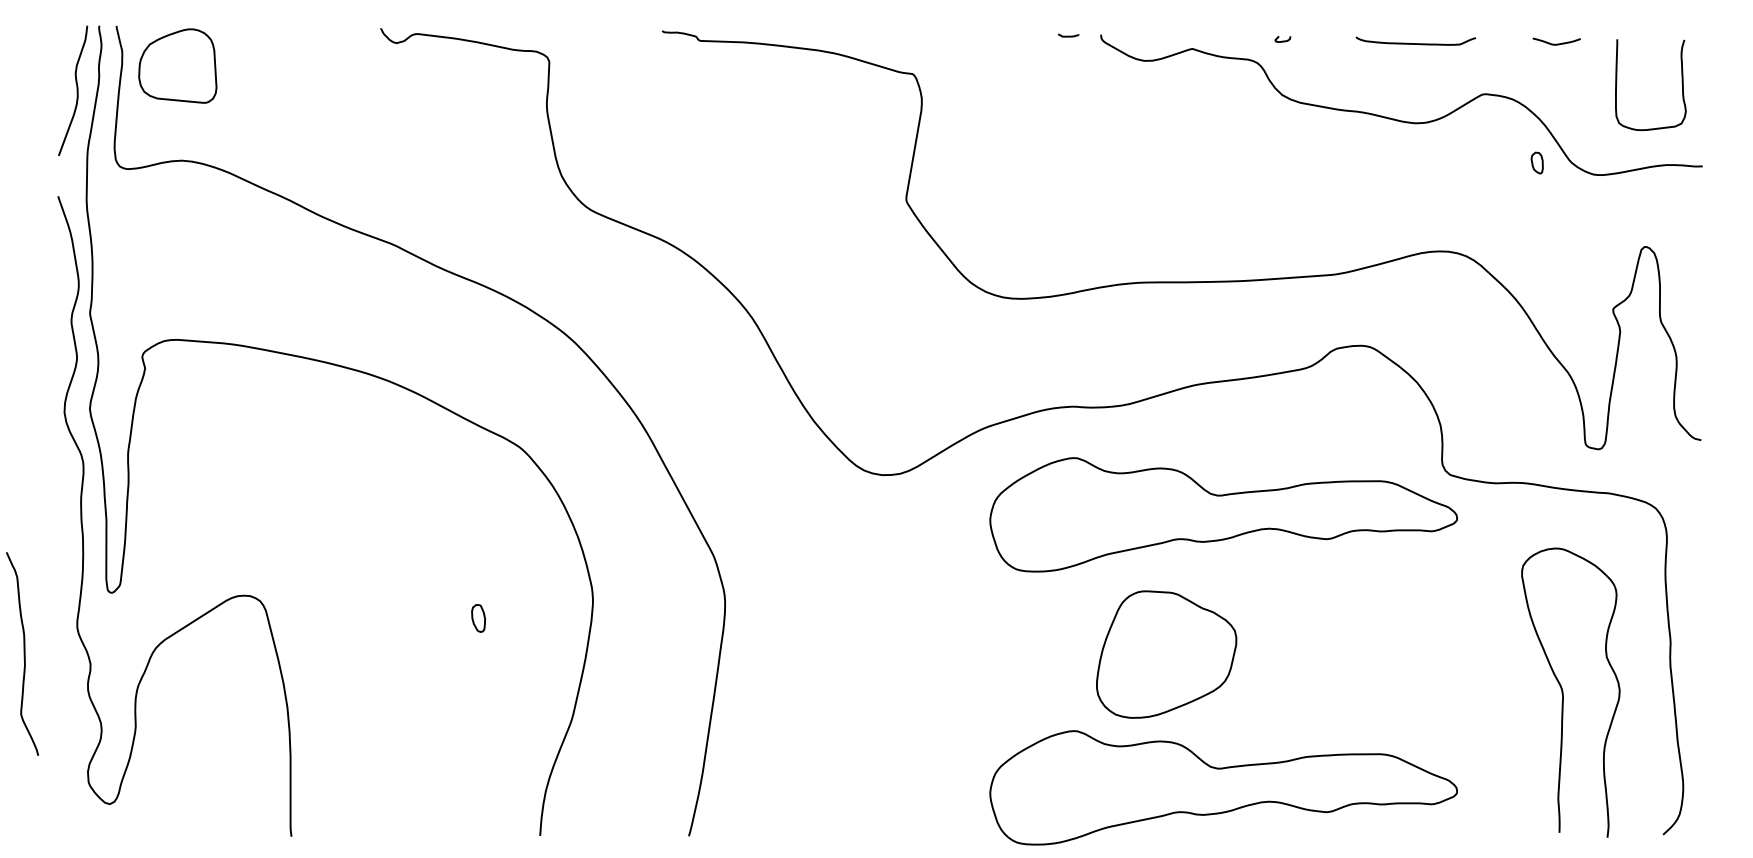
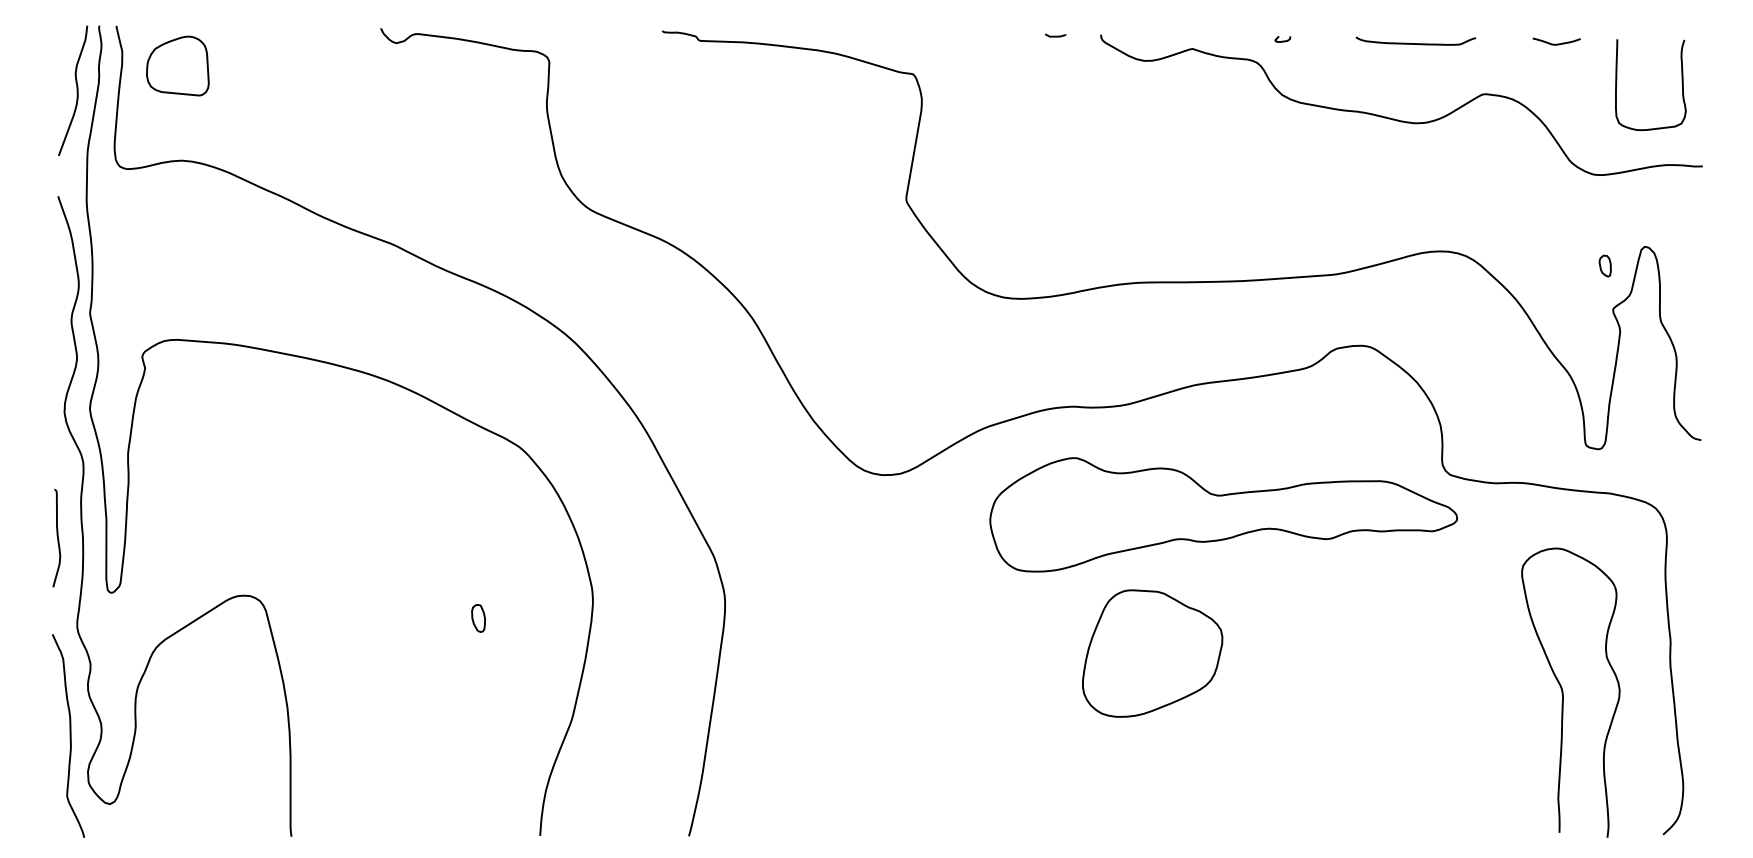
curve position: (1068, 35) -> (1055, 35) (1055, 35)
part size: 80x76 px -> 64x62 px (177, 65)
part position: (1536, 162) -> (1604, 265) (1604, 265)
curve: none -> present (56, 536)
curve position: (23, 653) -> (69, 735) (69, 735)
part position: (1166, 654) -> (1152, 653) (1152, 653)
part: present -> none (1223, 787)
